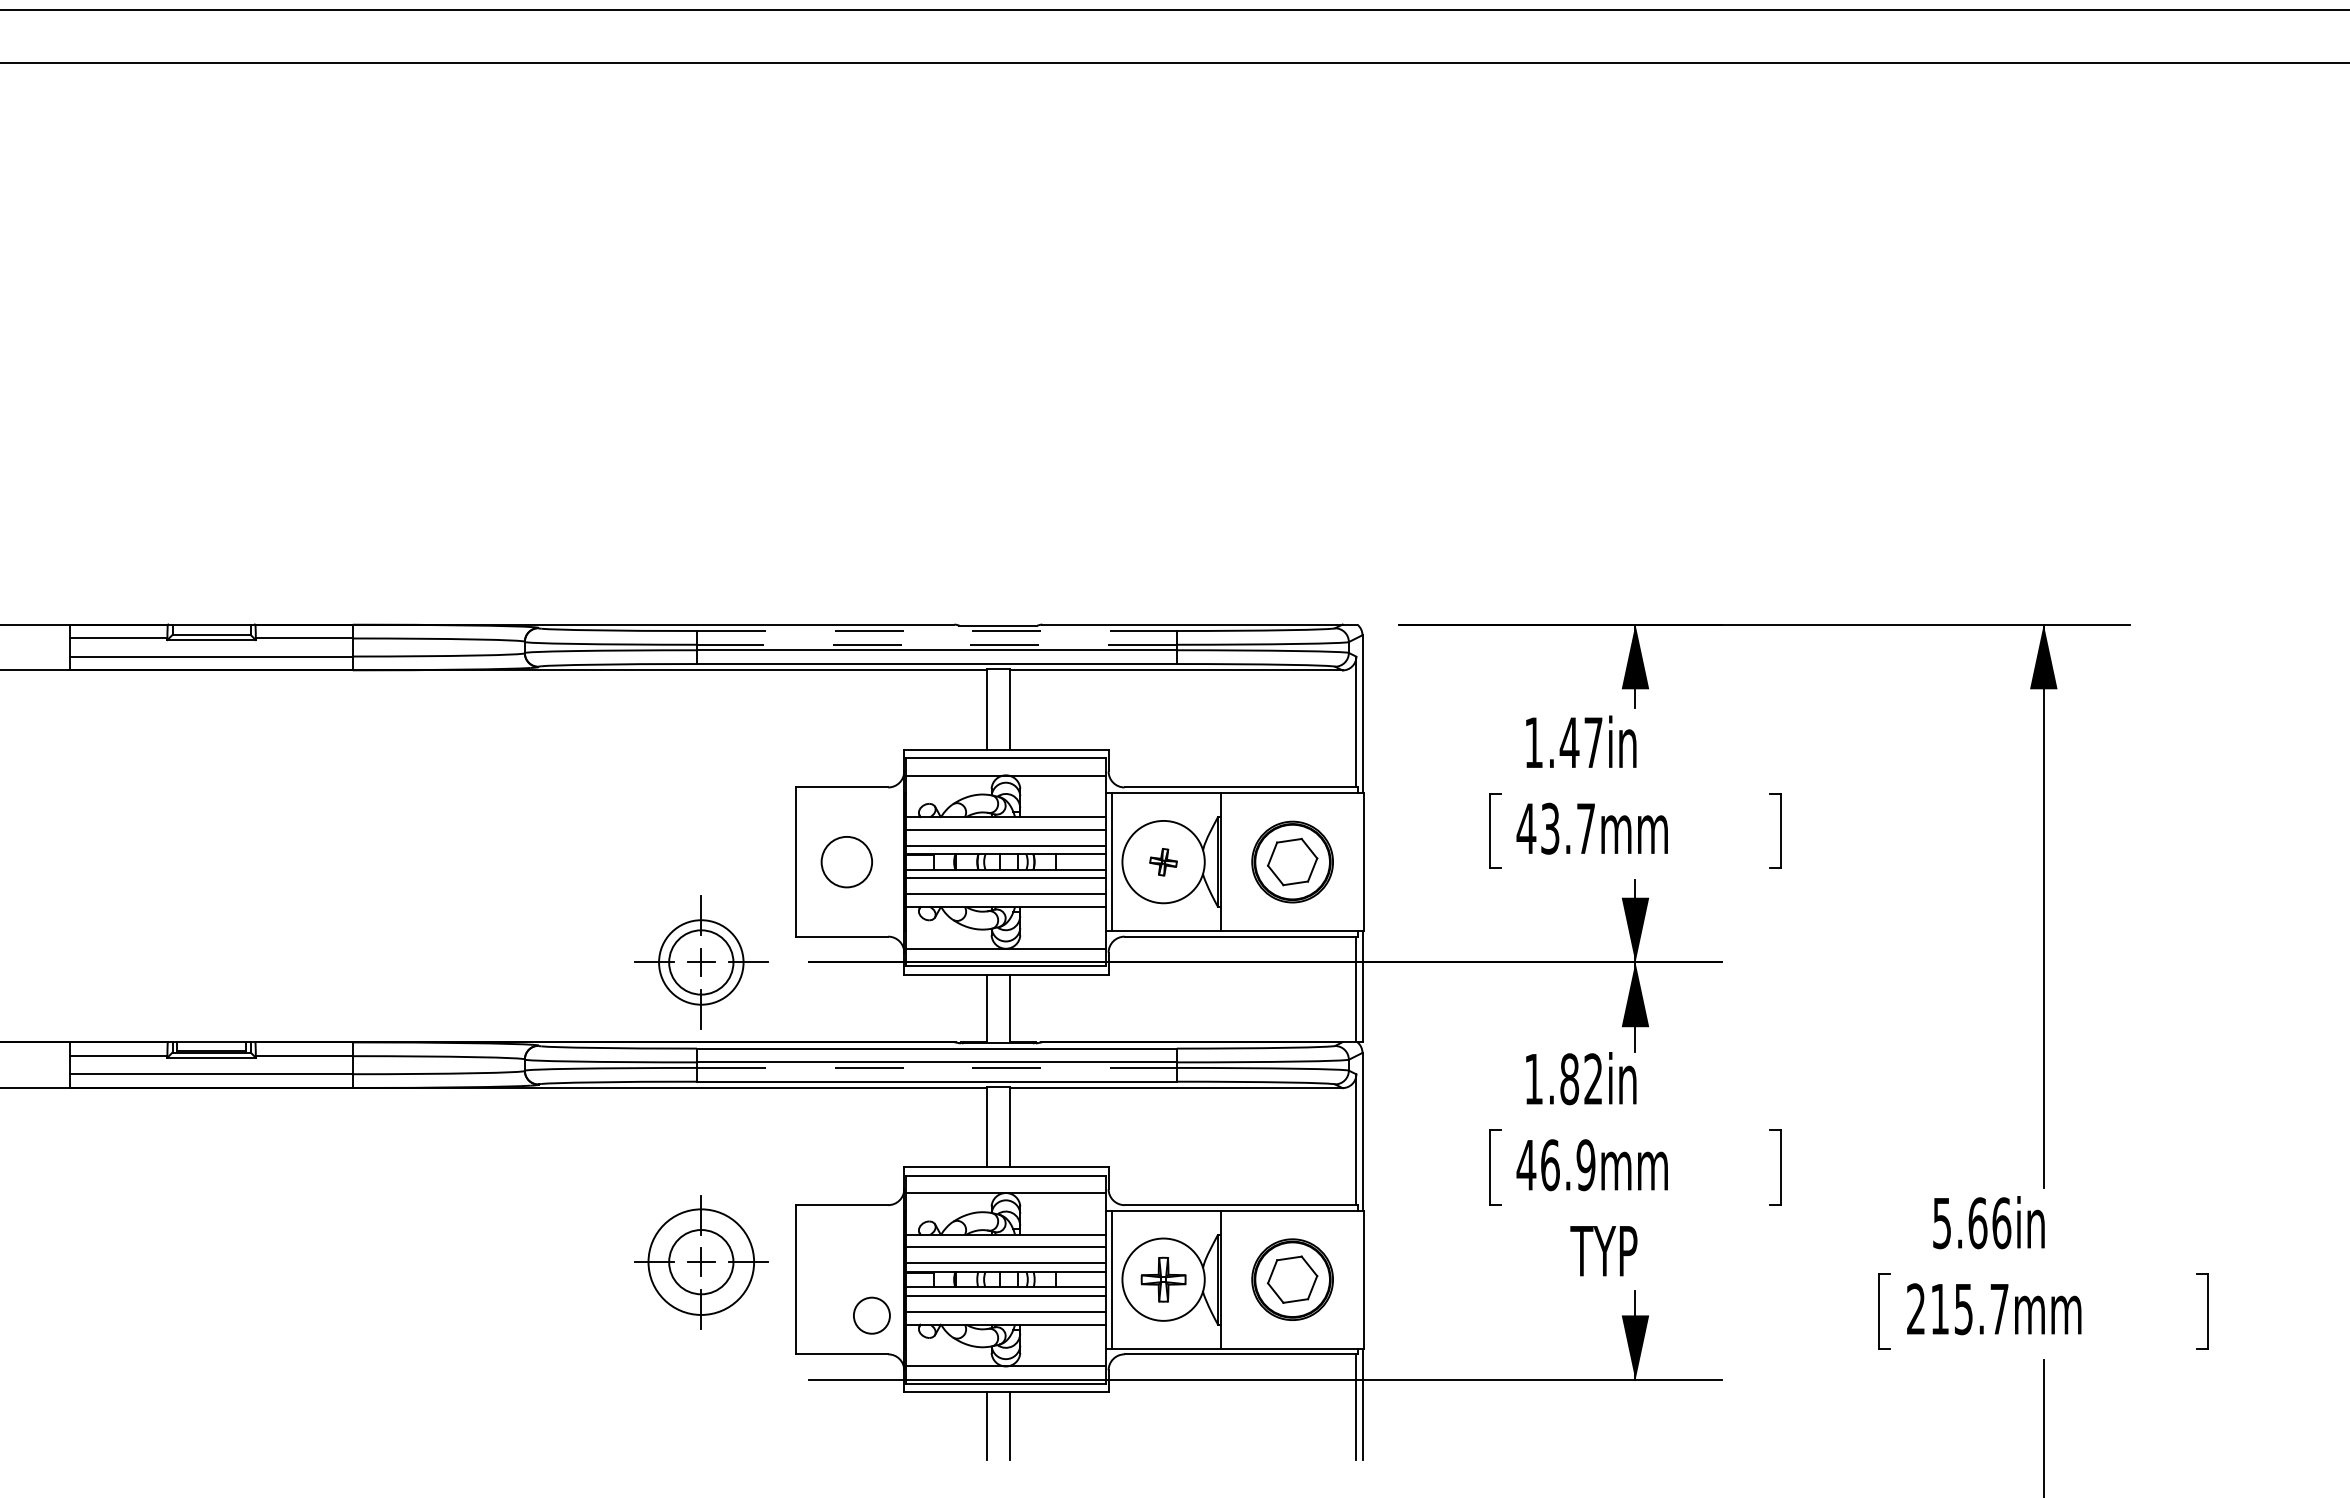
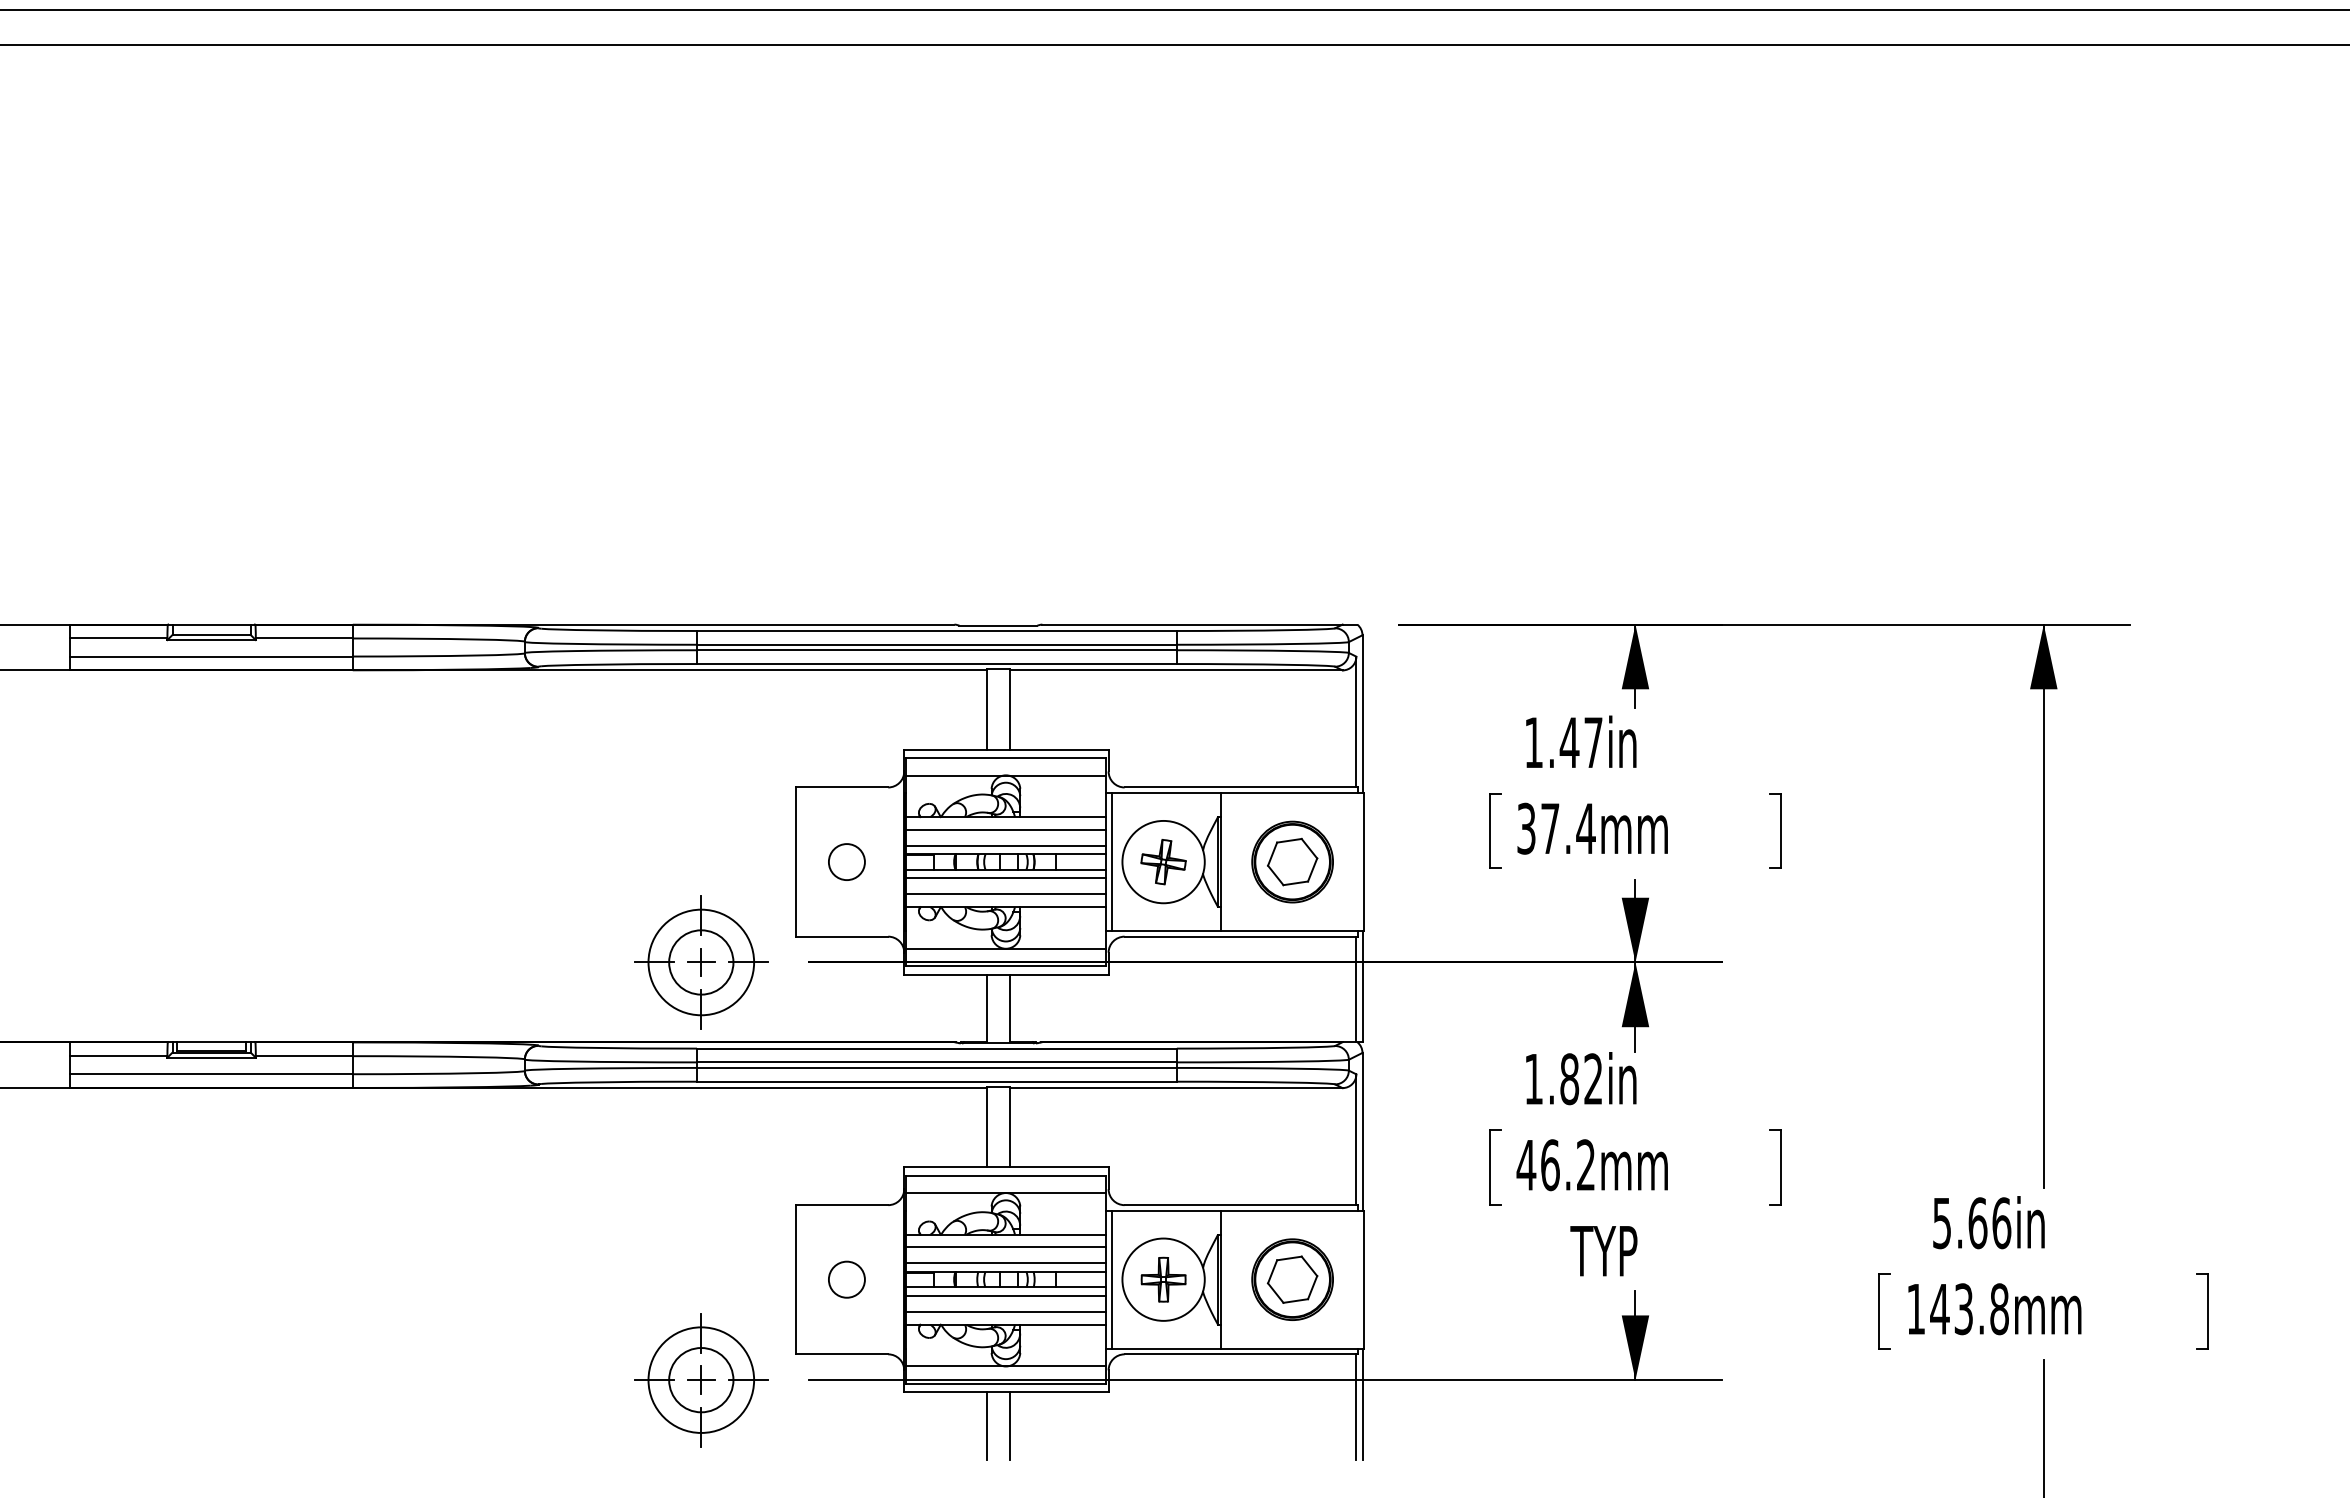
line position: (1174, 62) -> (1174, 44) (1174, 44)
line: dashed -> solid (936, 630)
line: dashed -> solid (936, 644)
text: 43.7mm -> 37.4mm (1555, 828)
circle size: 53x53 px -> 38x38 px (846, 861)
part size: 29x29 px -> 47x47 px (1163, 862)
circle diameter: 84 px -> 106 px (701, 962)
line: dashed -> solid (936, 1067)
text: 46.9mm -> 46.2mm (1585, 1165)
part position: (701, 1262) -> (701, 1380) (701, 1380)
text: 215.7mm -> 143.8mm (1957, 1309)
circle position: (871, 1315) -> (846, 1279) (846, 1279)
